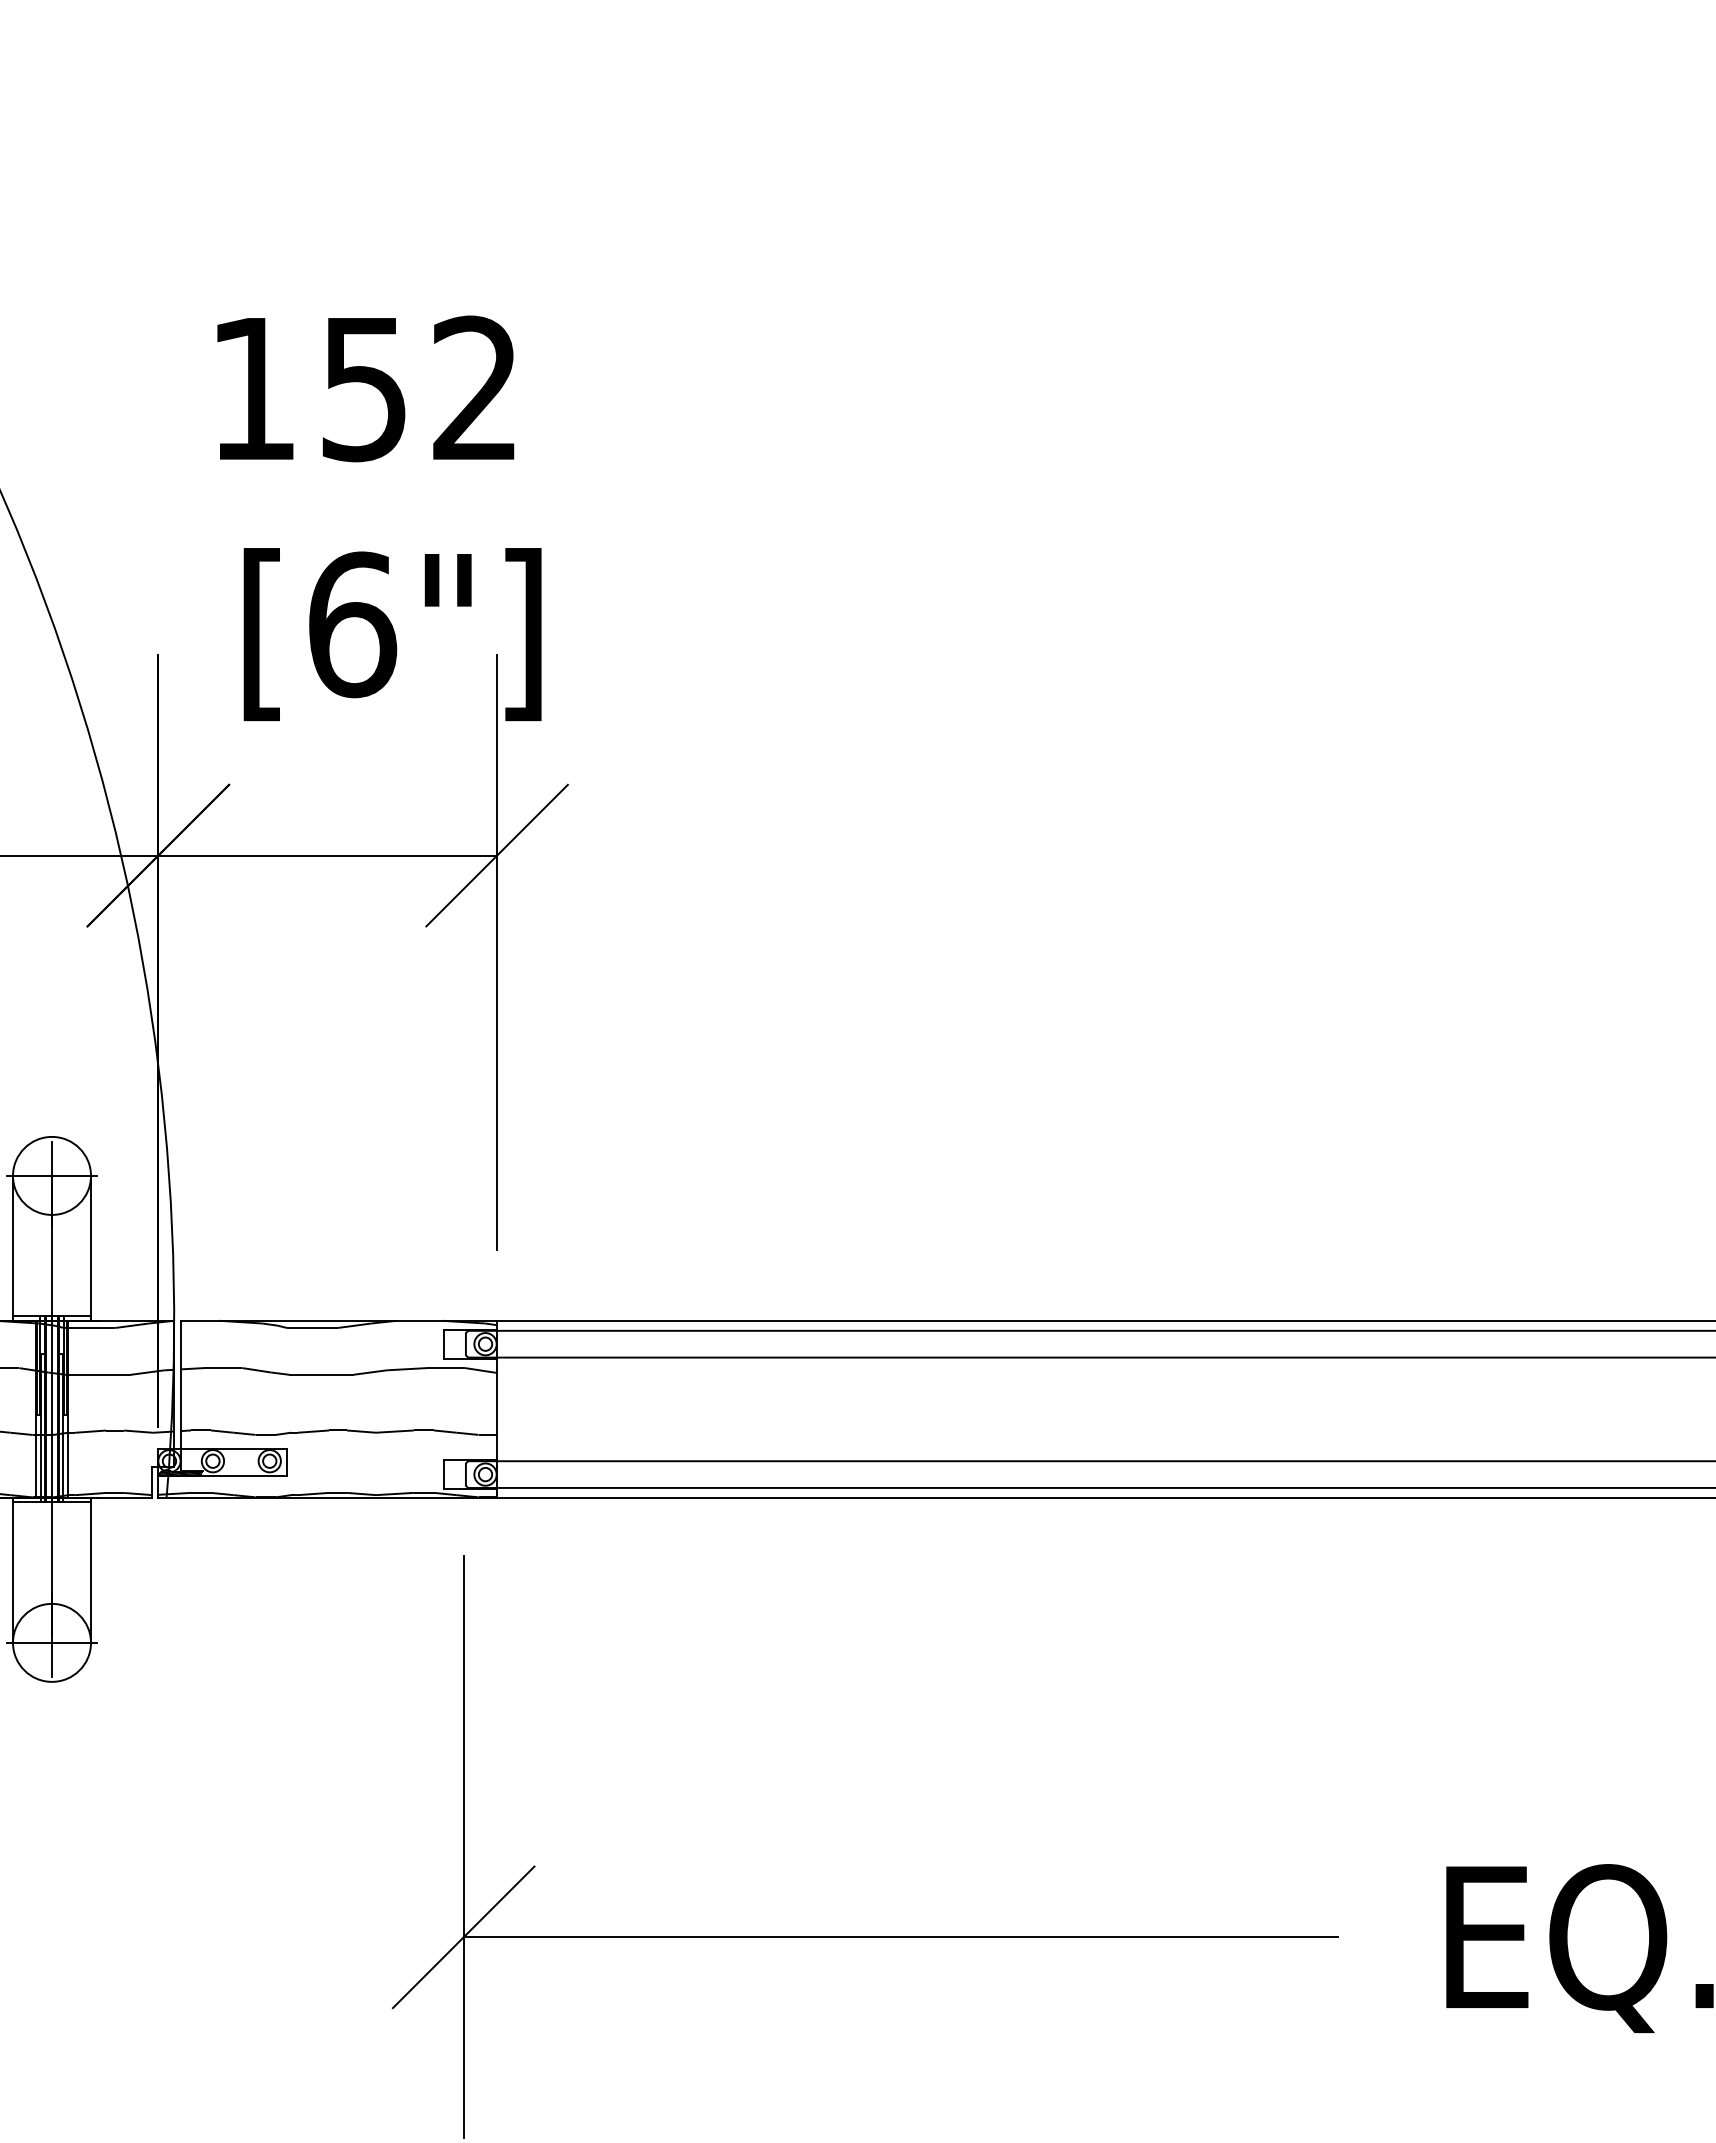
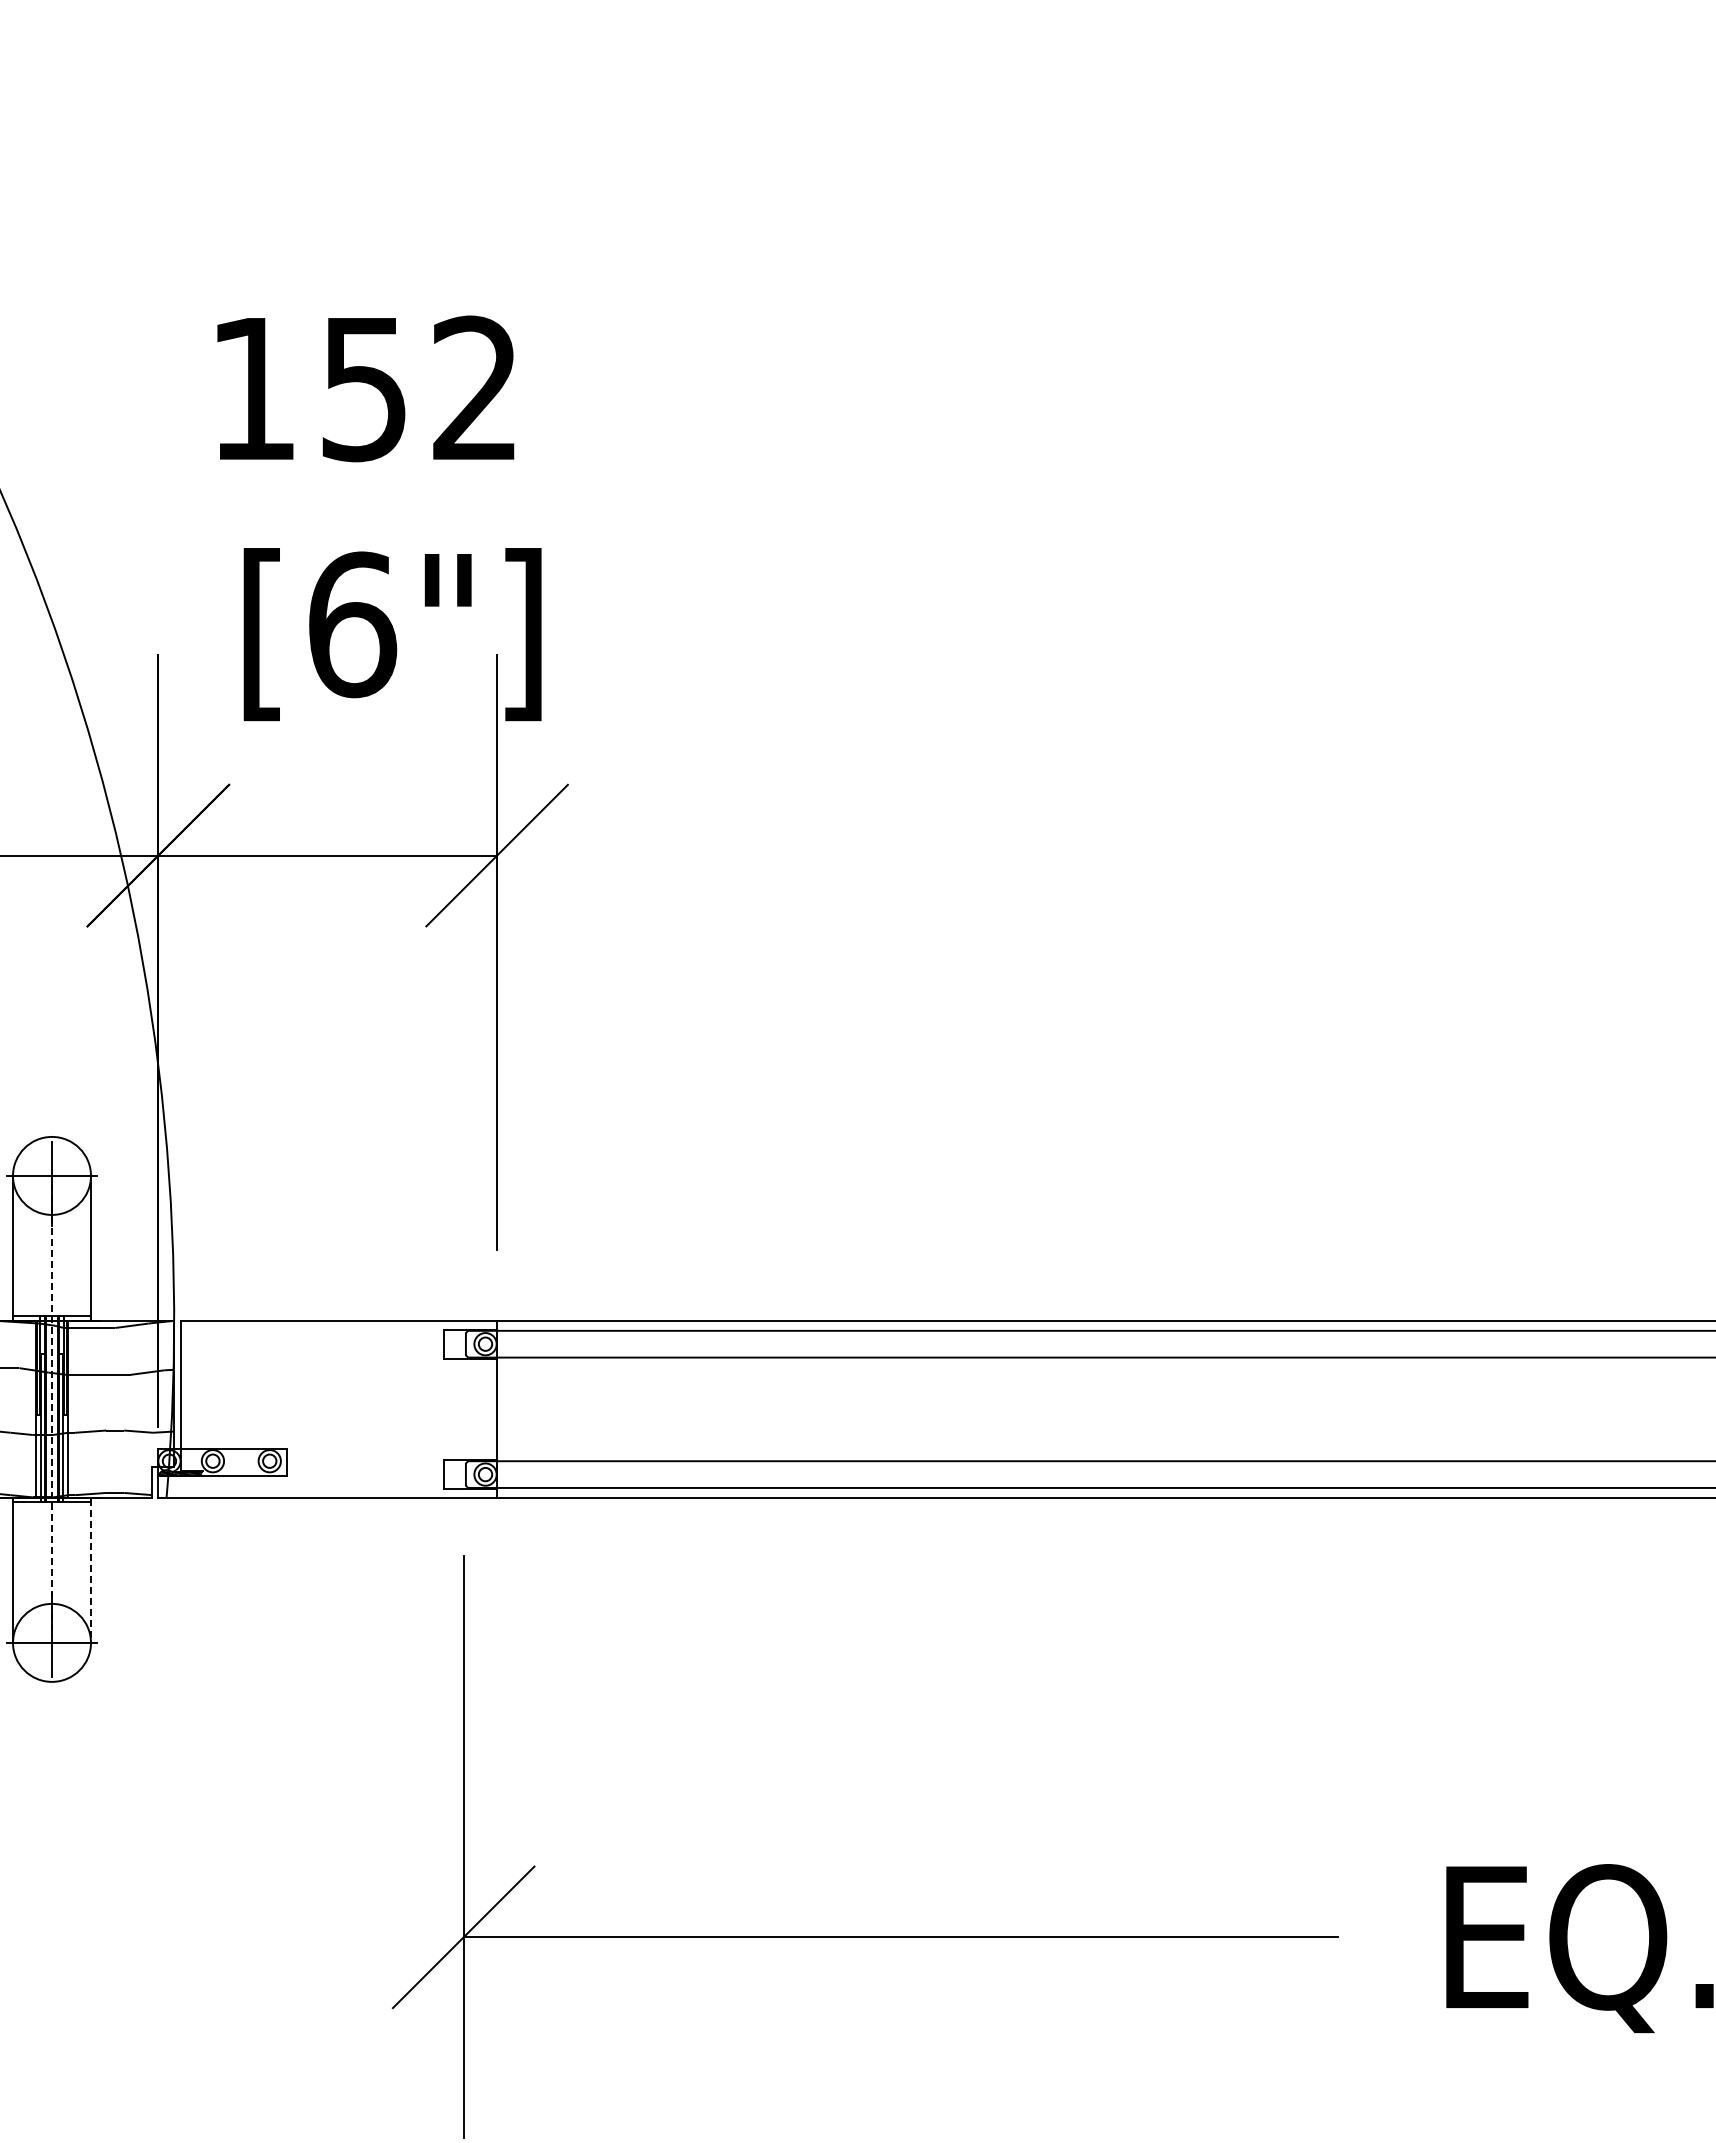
hatch: present -> none (327, 1408)
line: solid -> dashed (52, 1410)
line: solid -> dashed (91, 1571)
